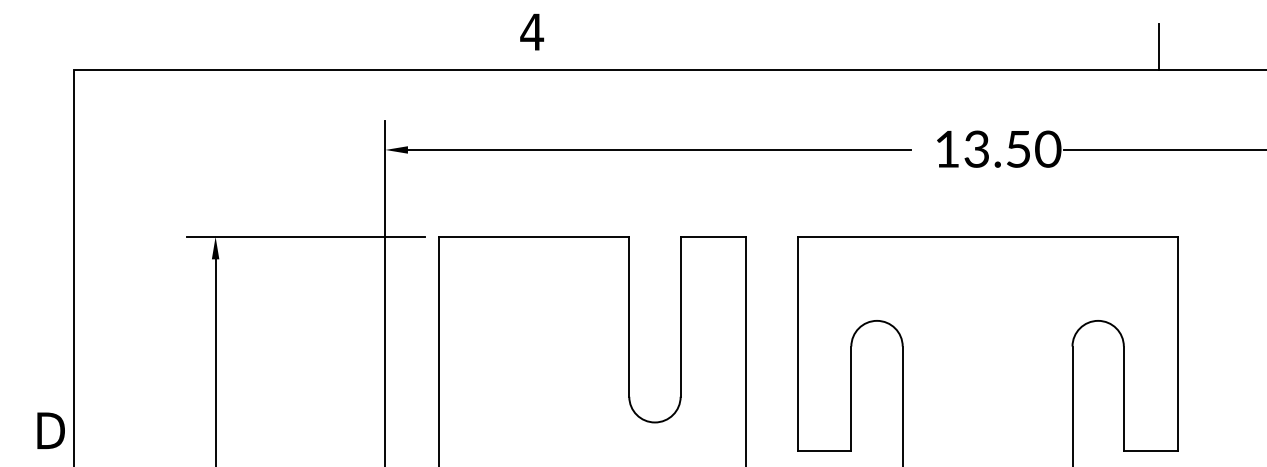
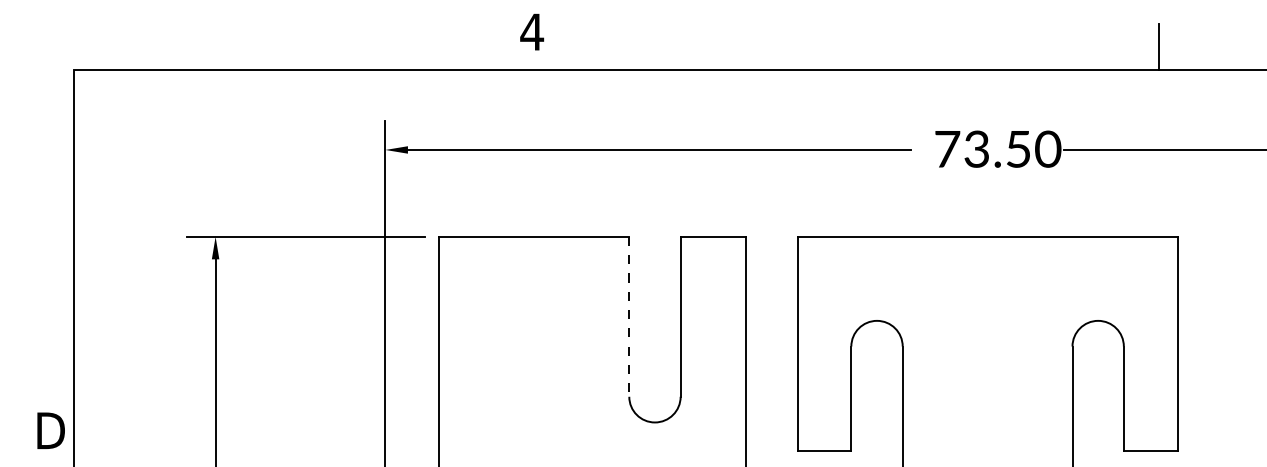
text: 13.50 -> 73.50 (947, 149)
line: solid -> dashed (629, 316)
